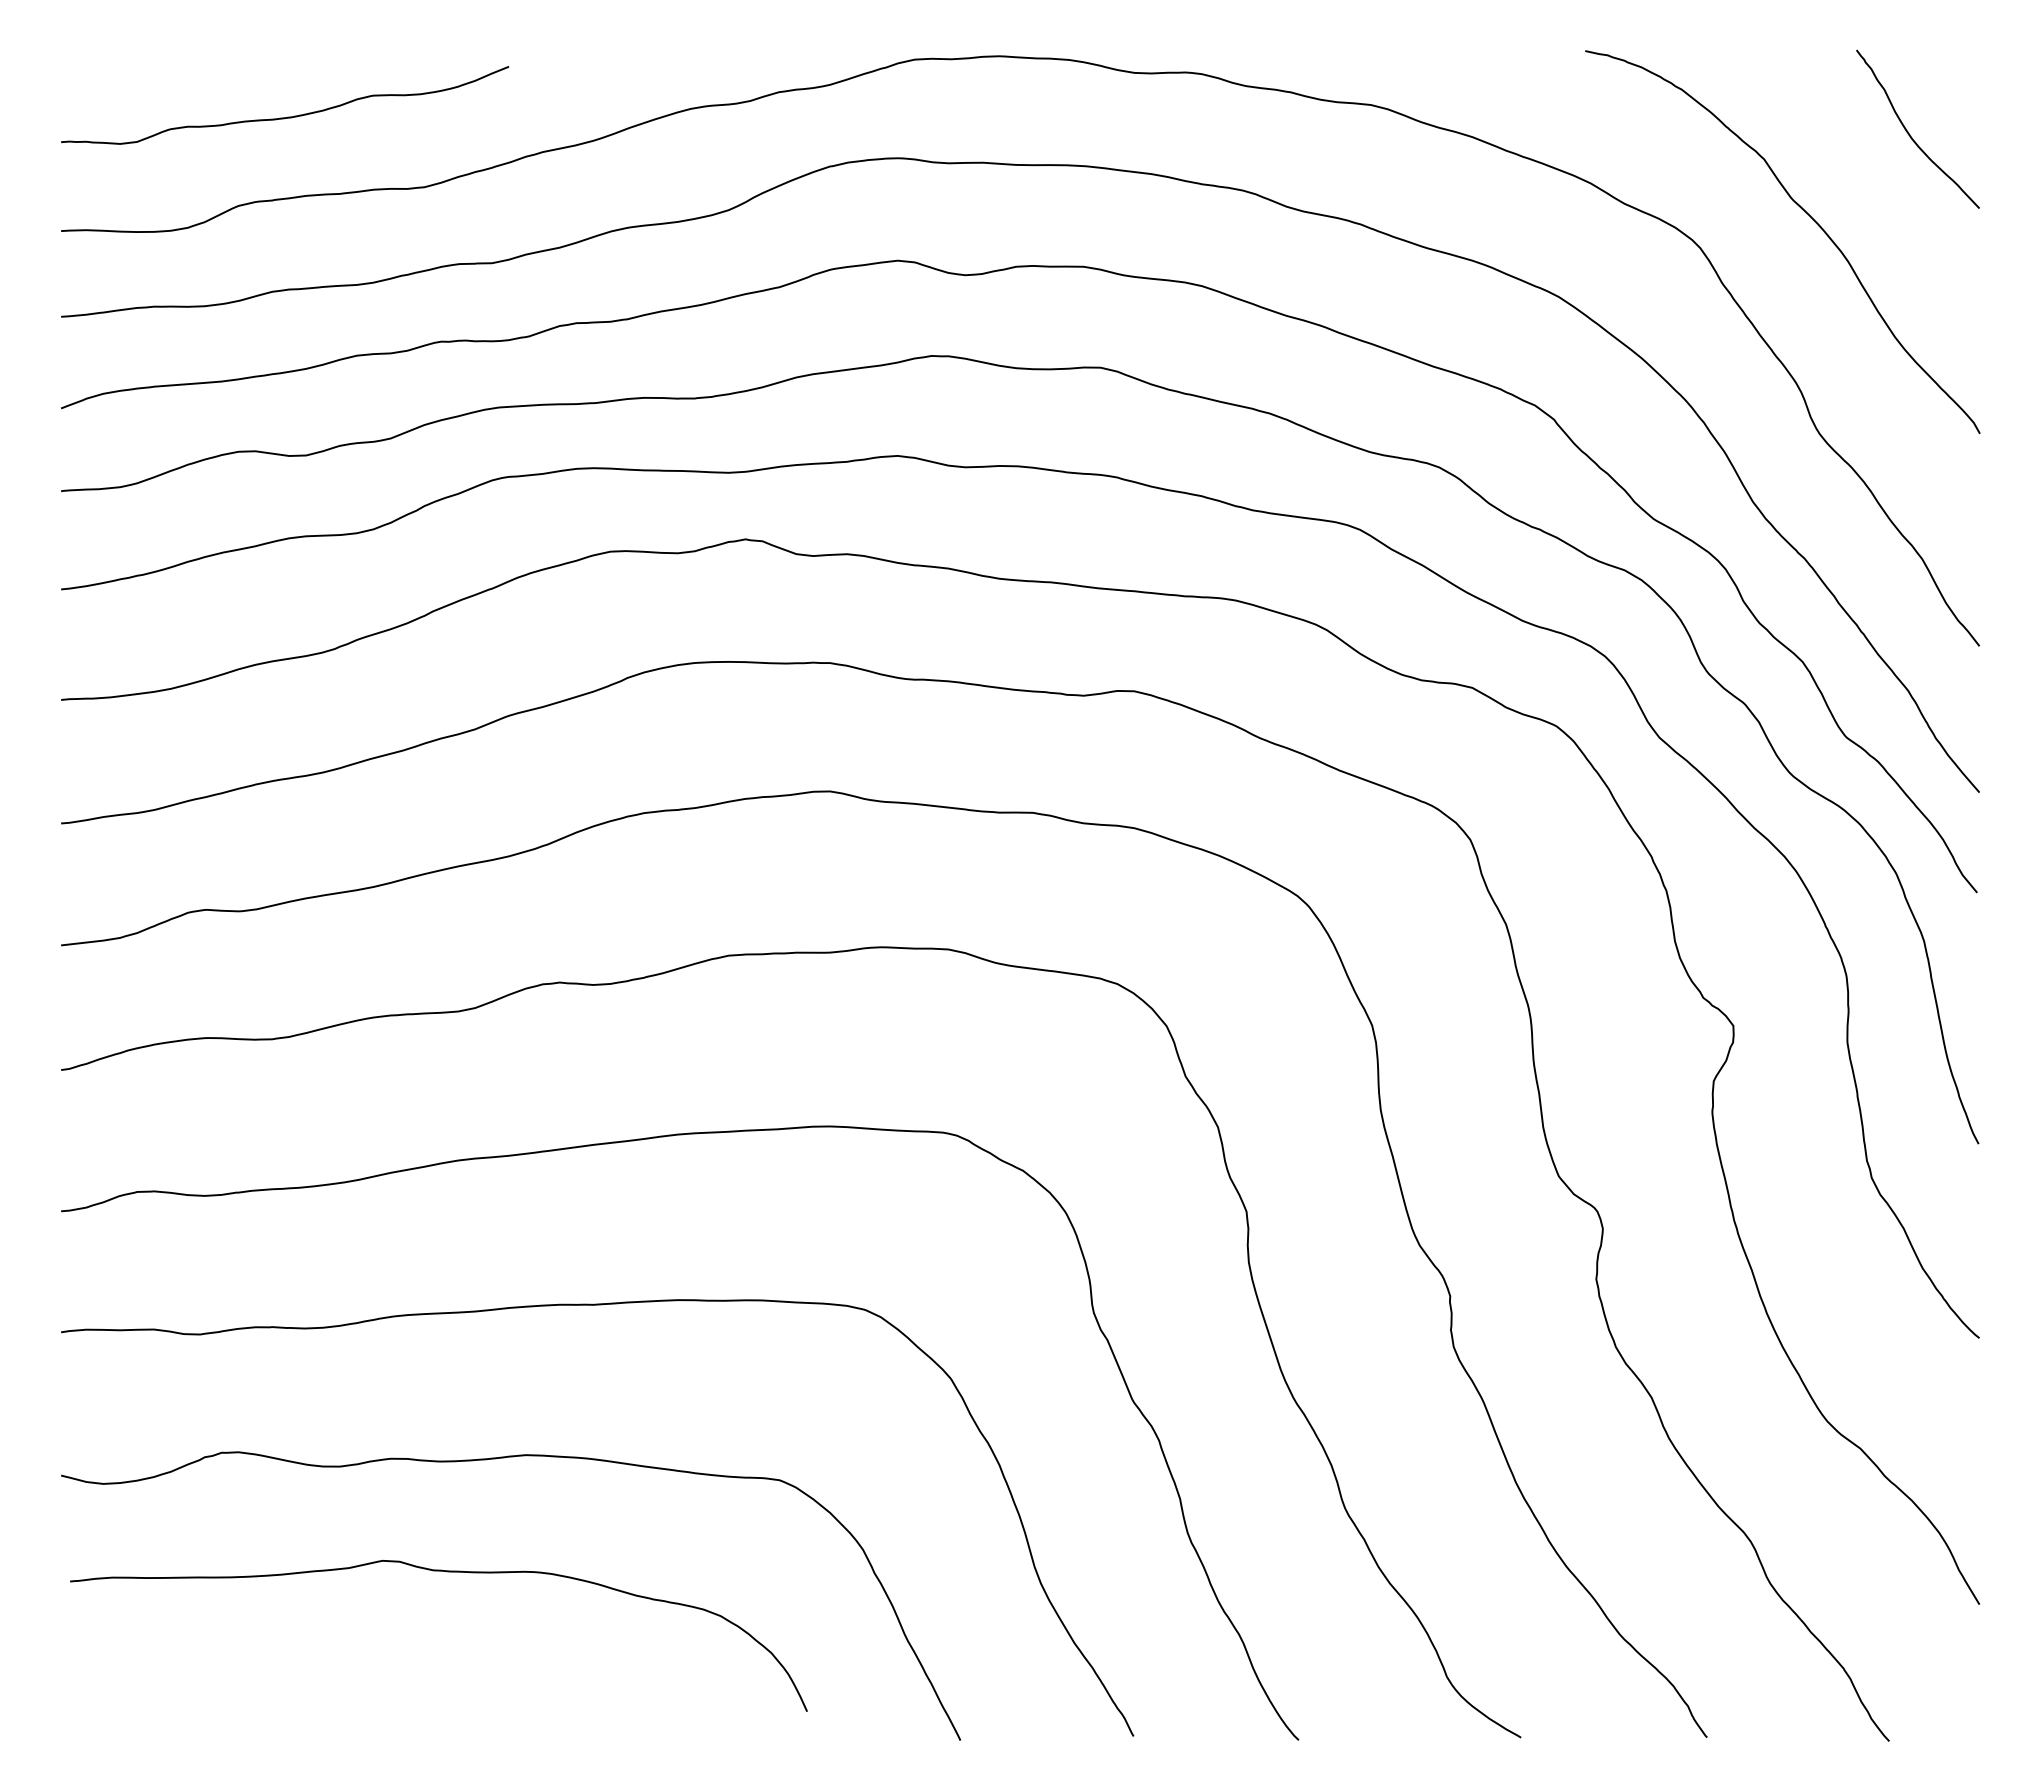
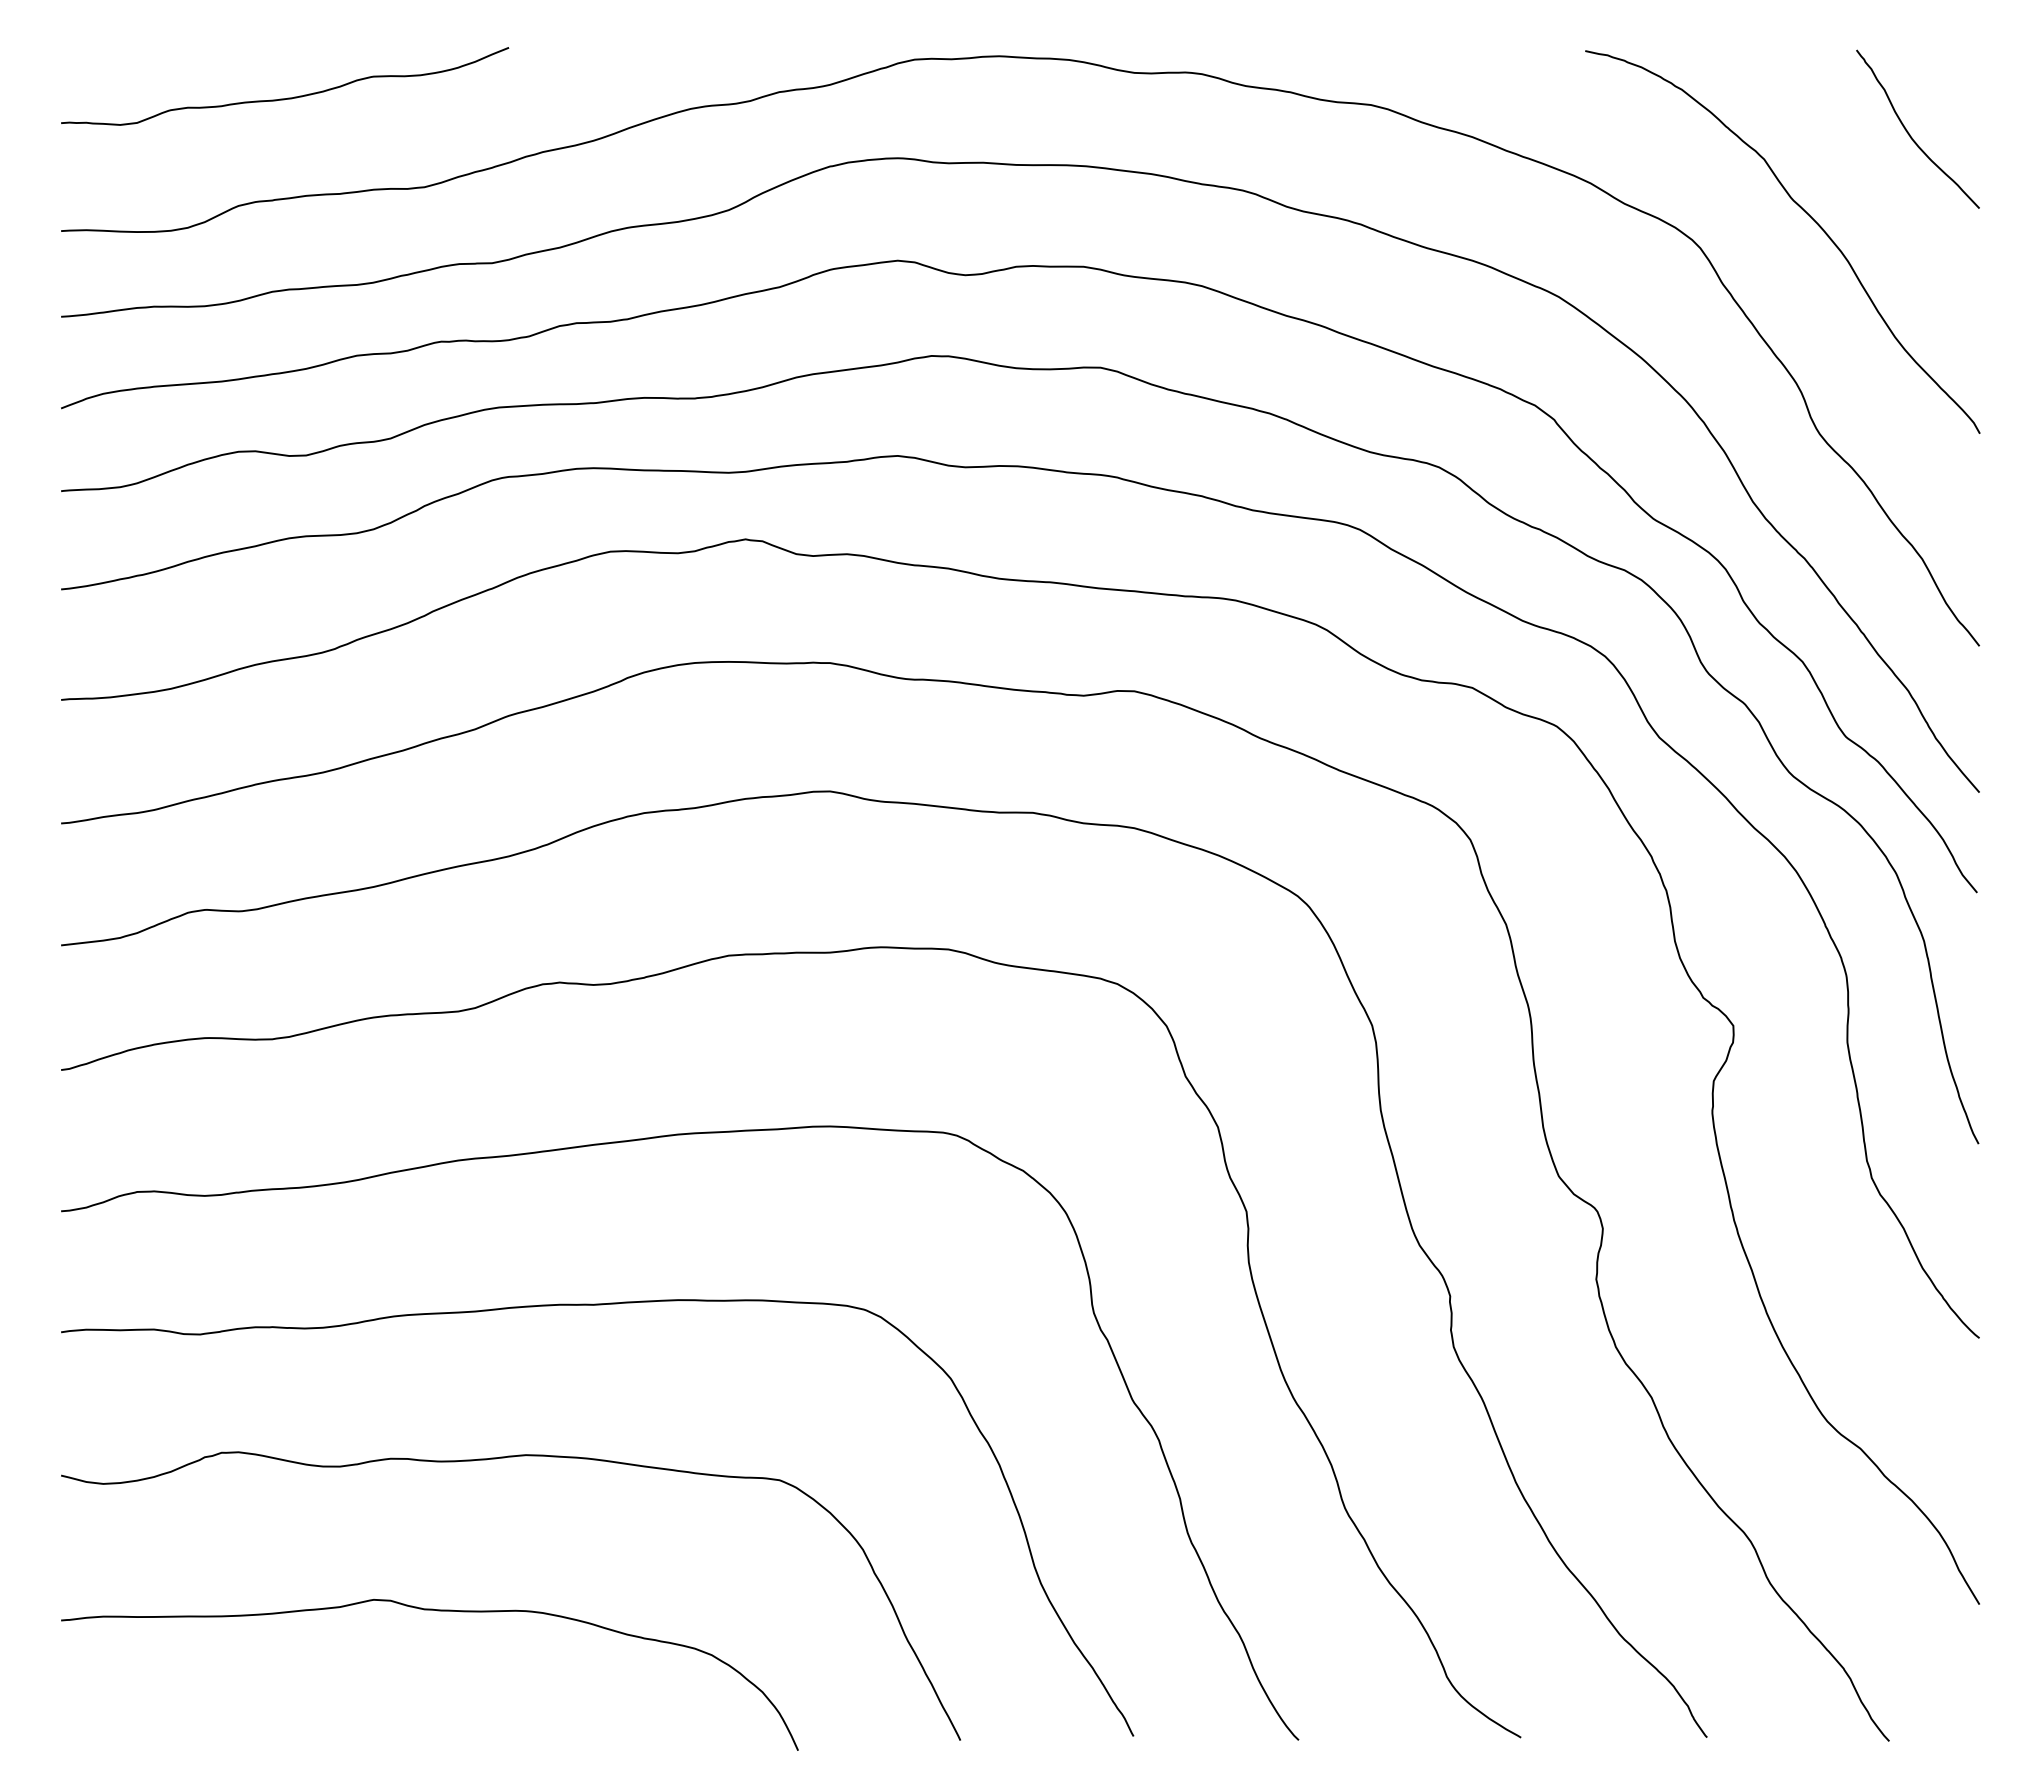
curve position: (287, 116) -> (287, 97) (287, 97)
curve position: (446, 1572) -> (437, 1611) (437, 1611)
